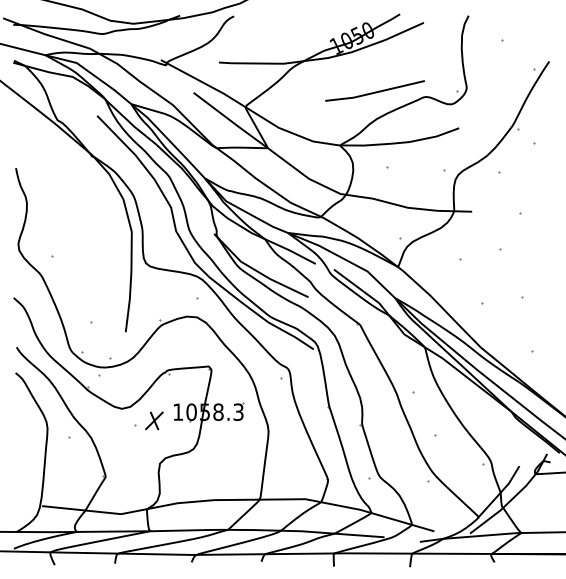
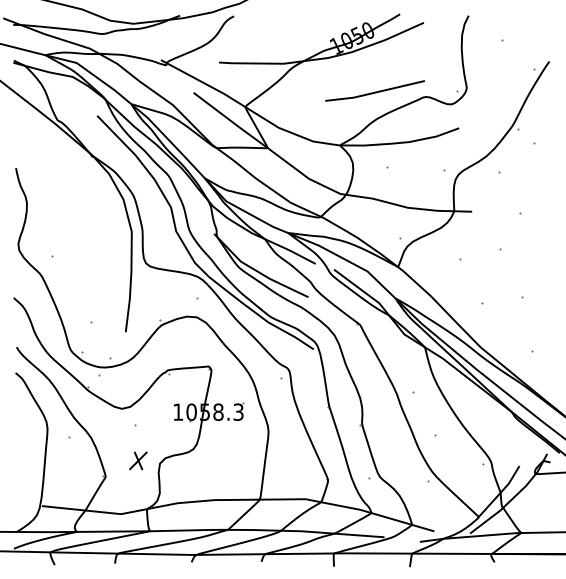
part position: (154, 420) -> (138, 460) (138, 460)
